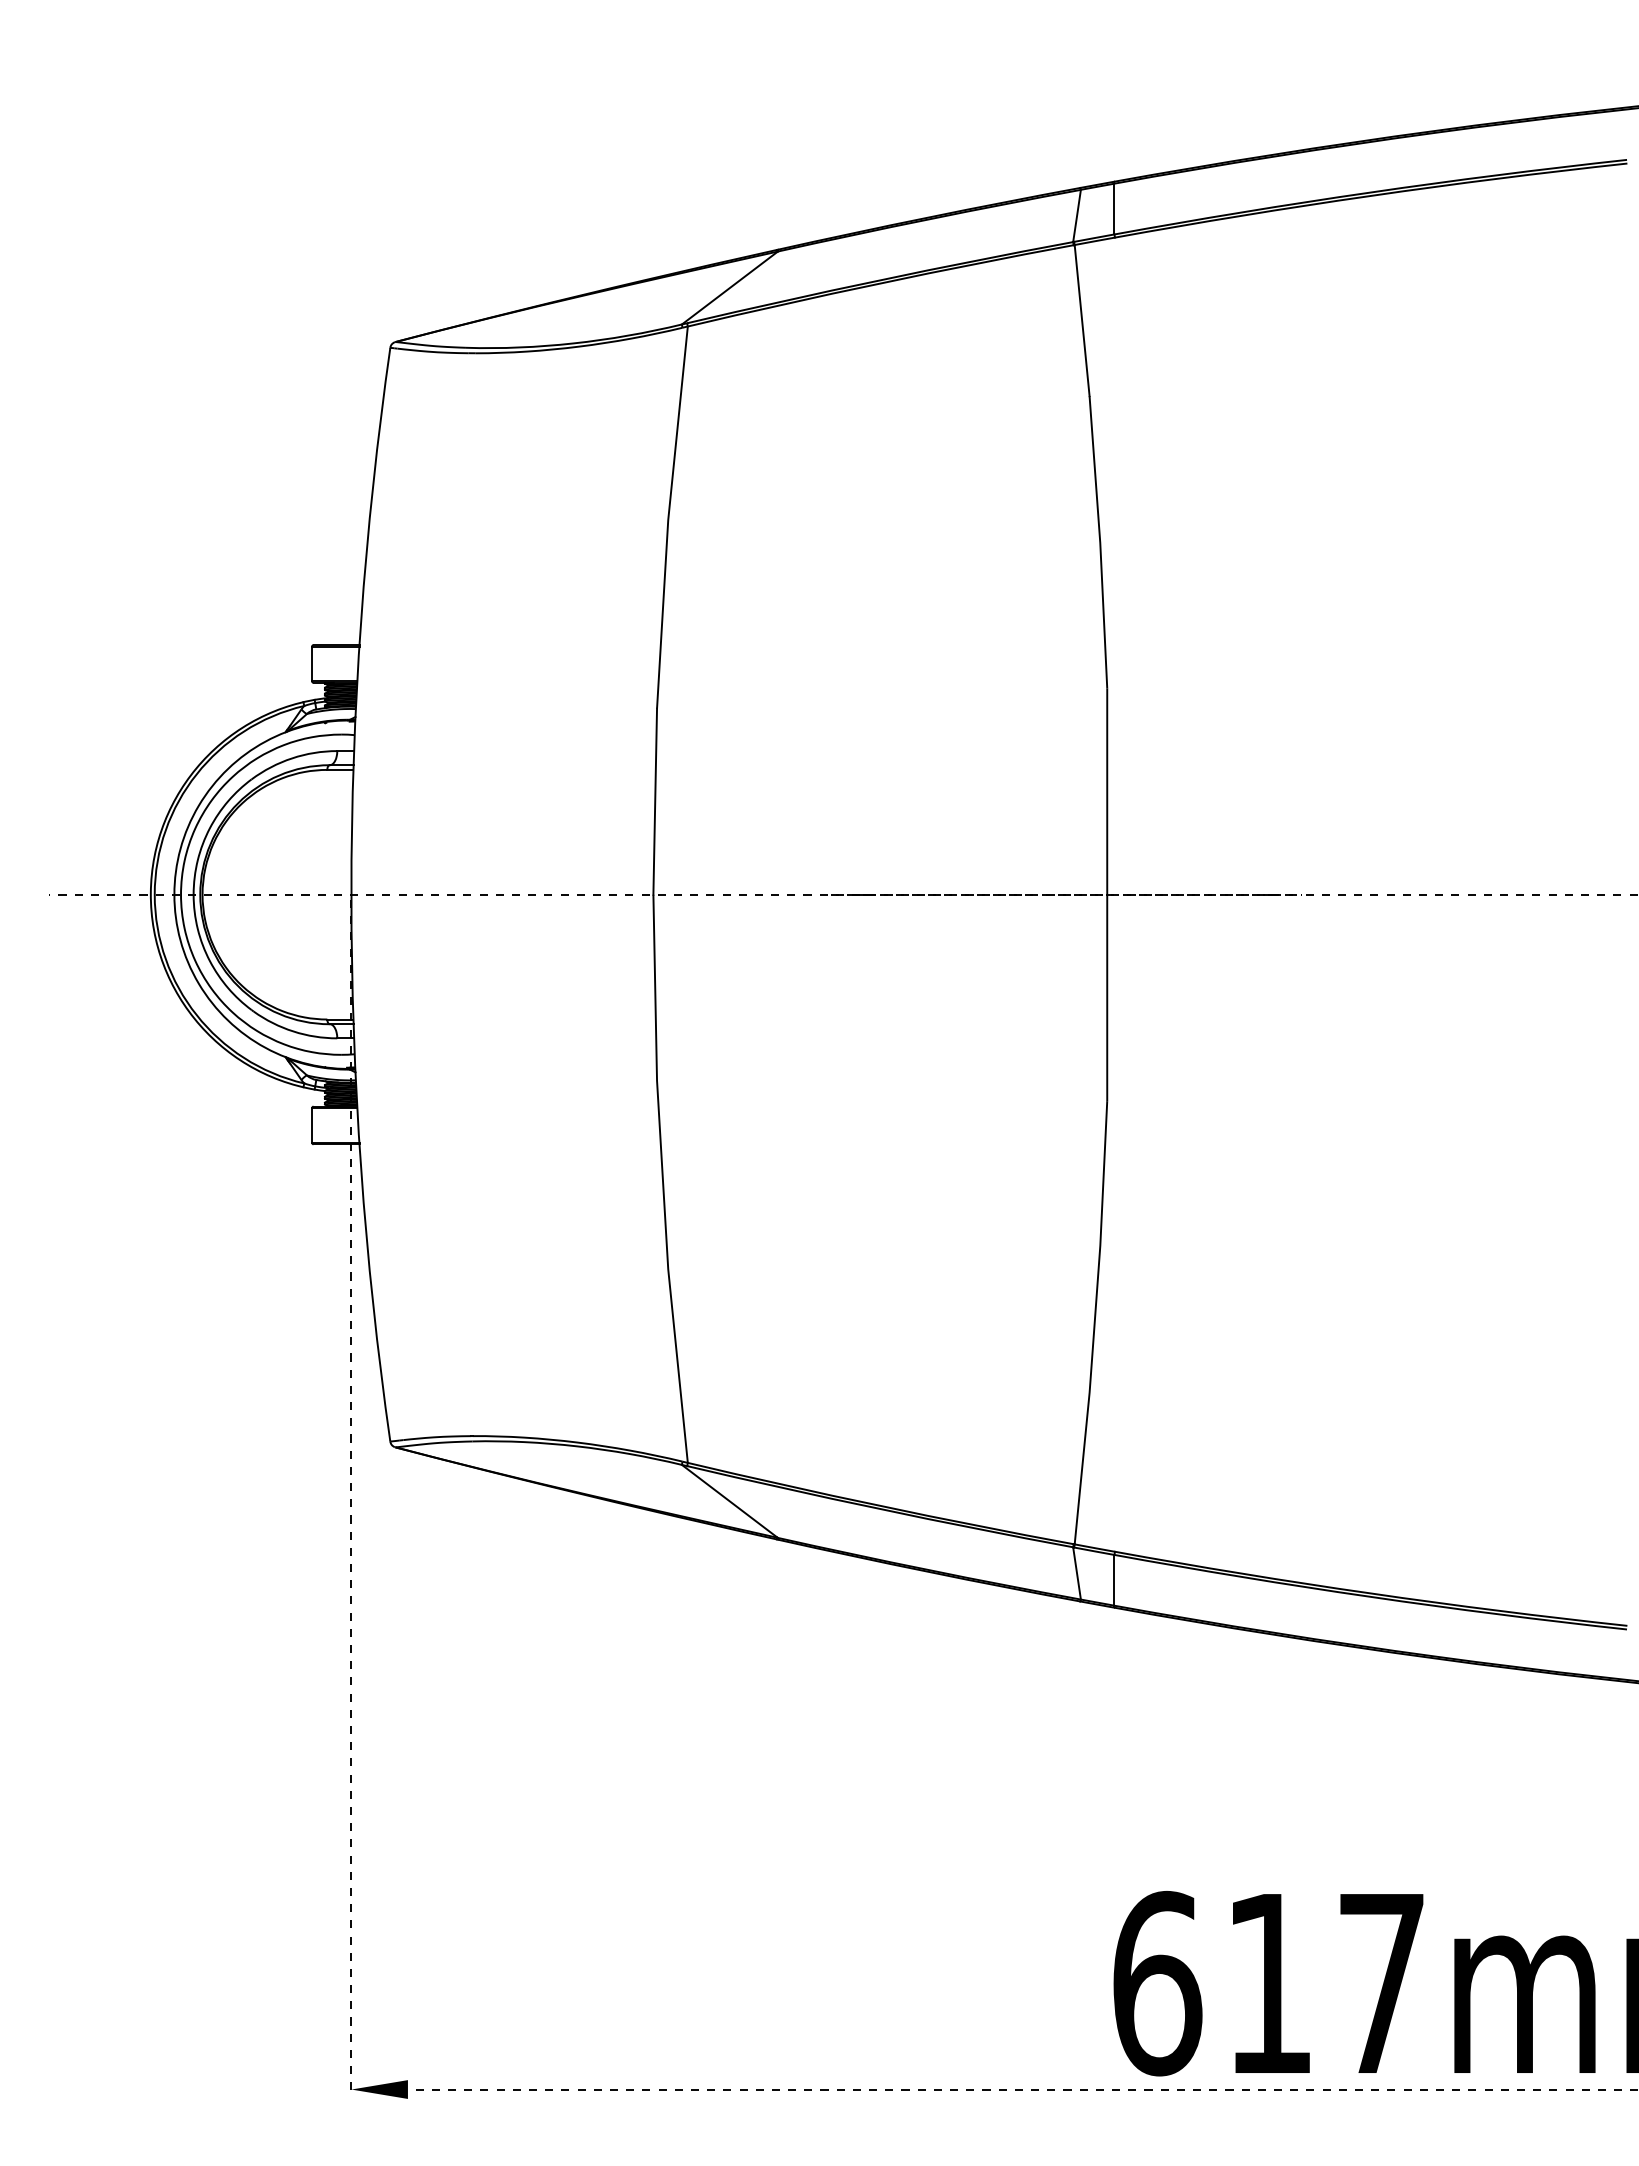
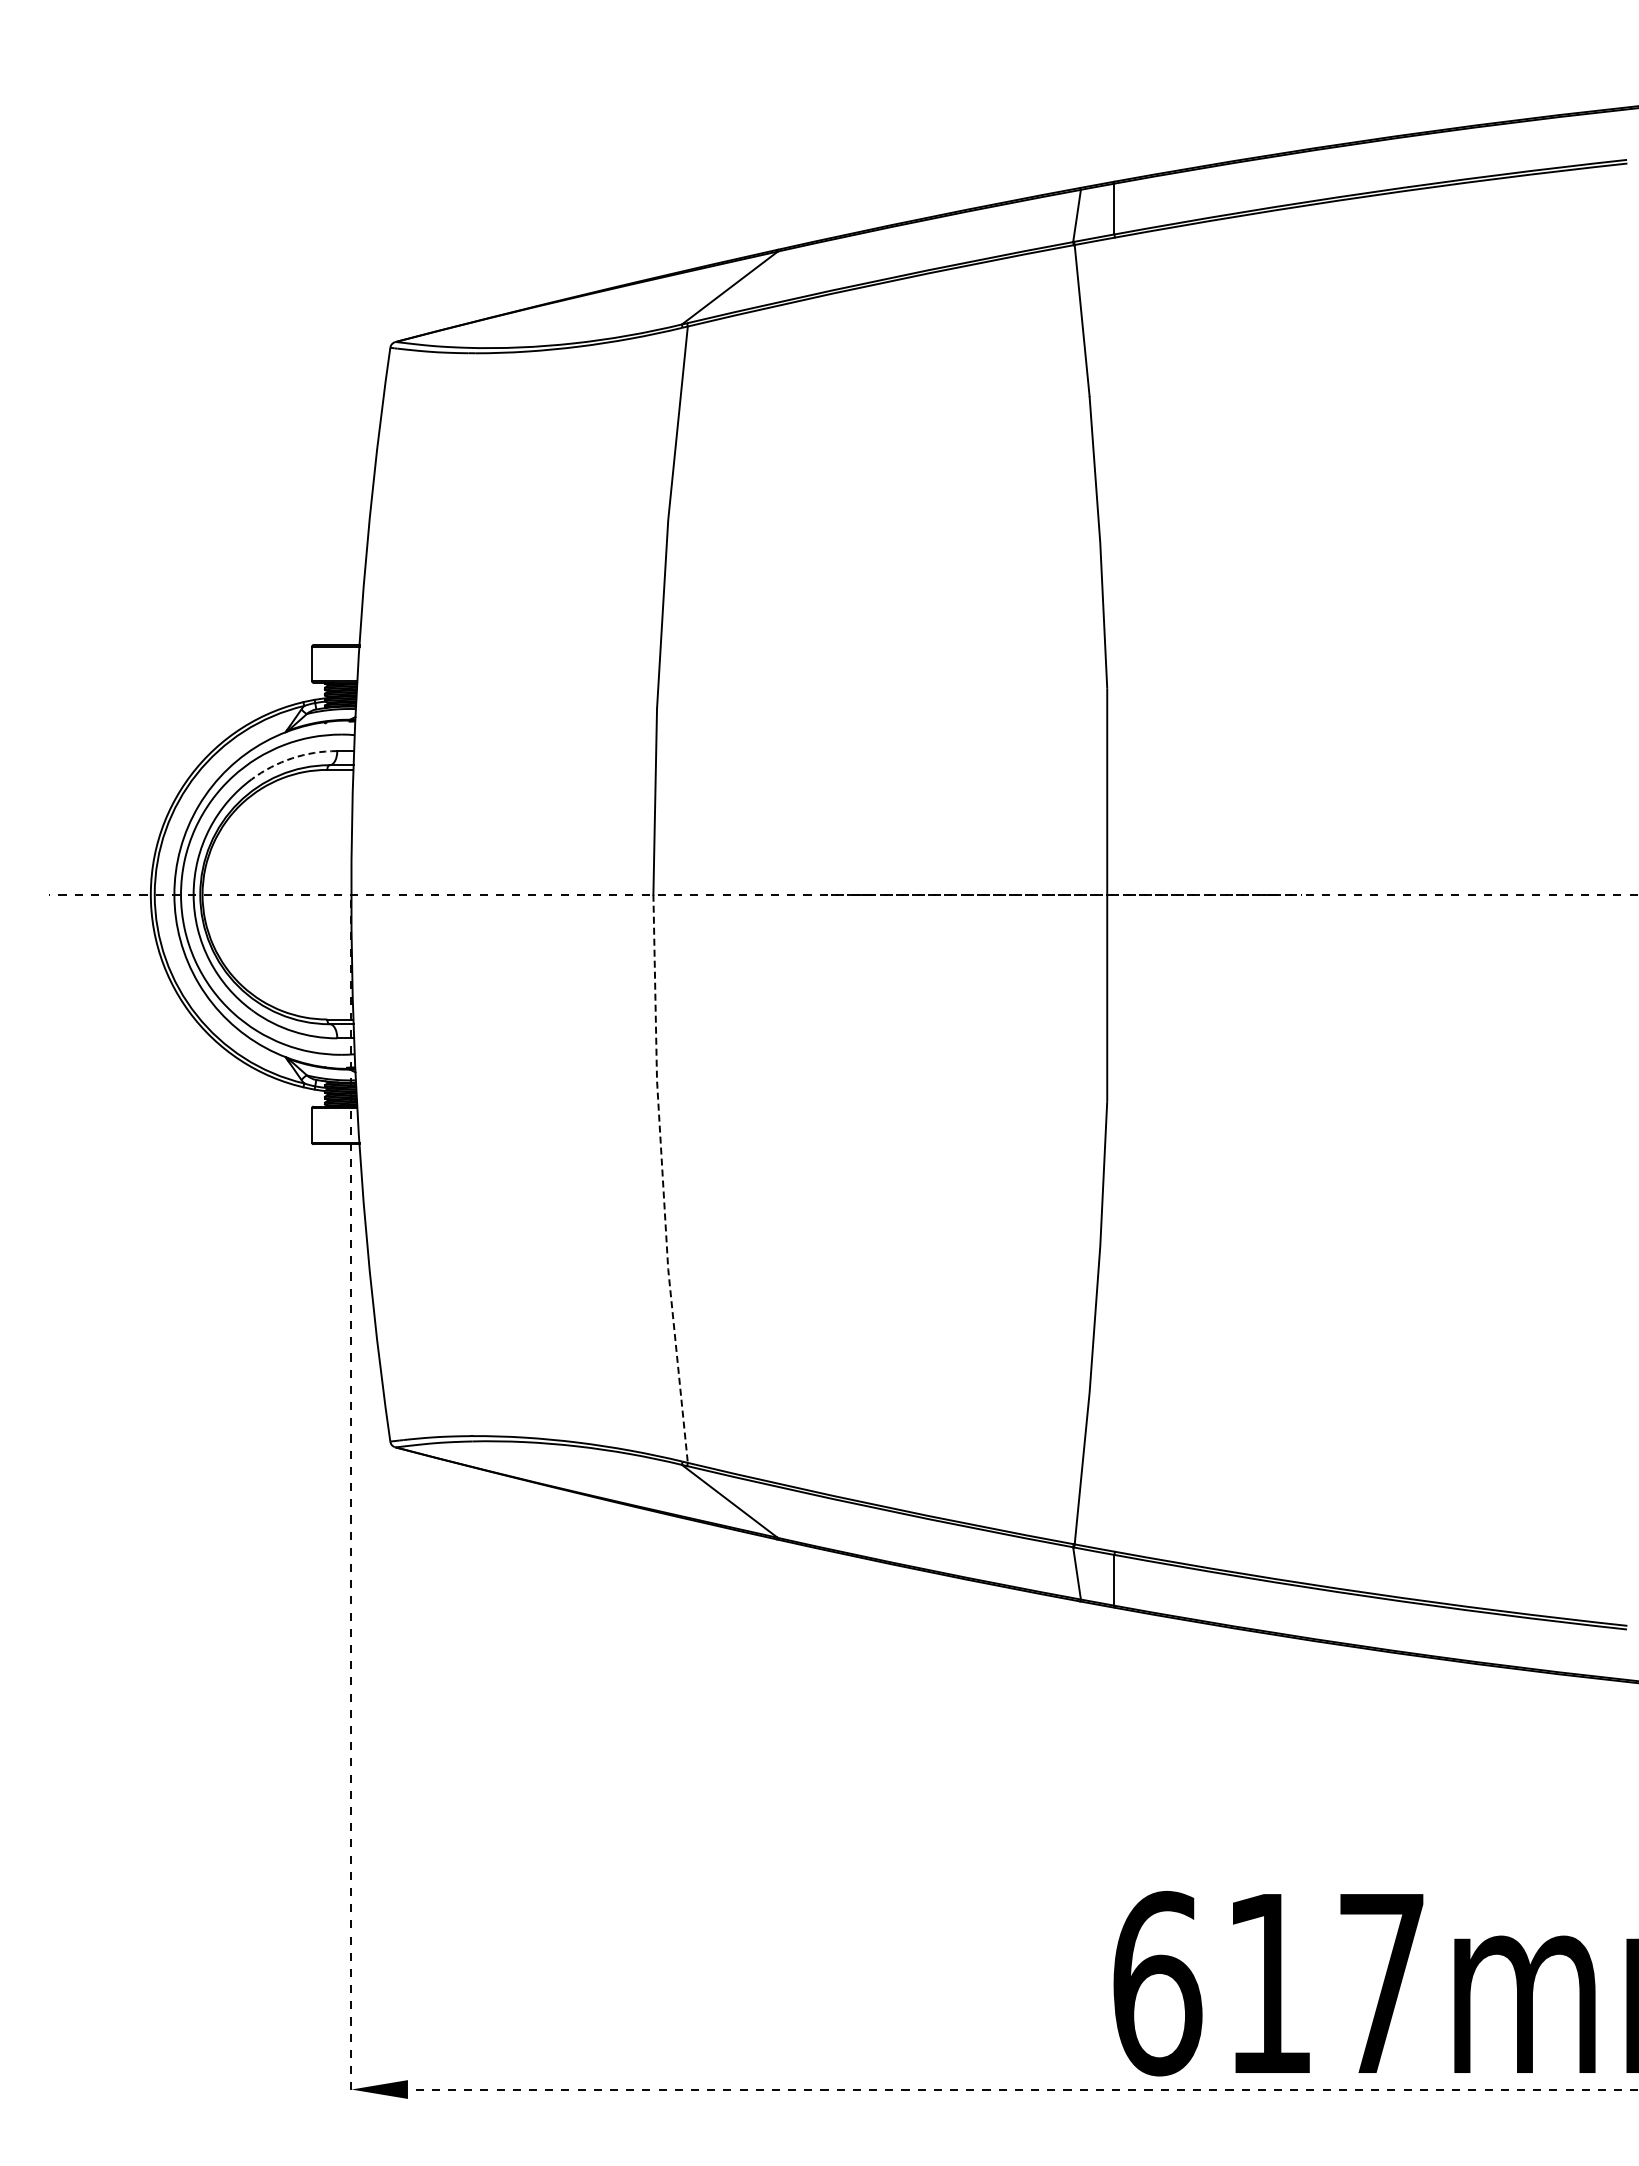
arc: solid -> dashed (292, 758)
line: solid -> dashed (662, 1179)
